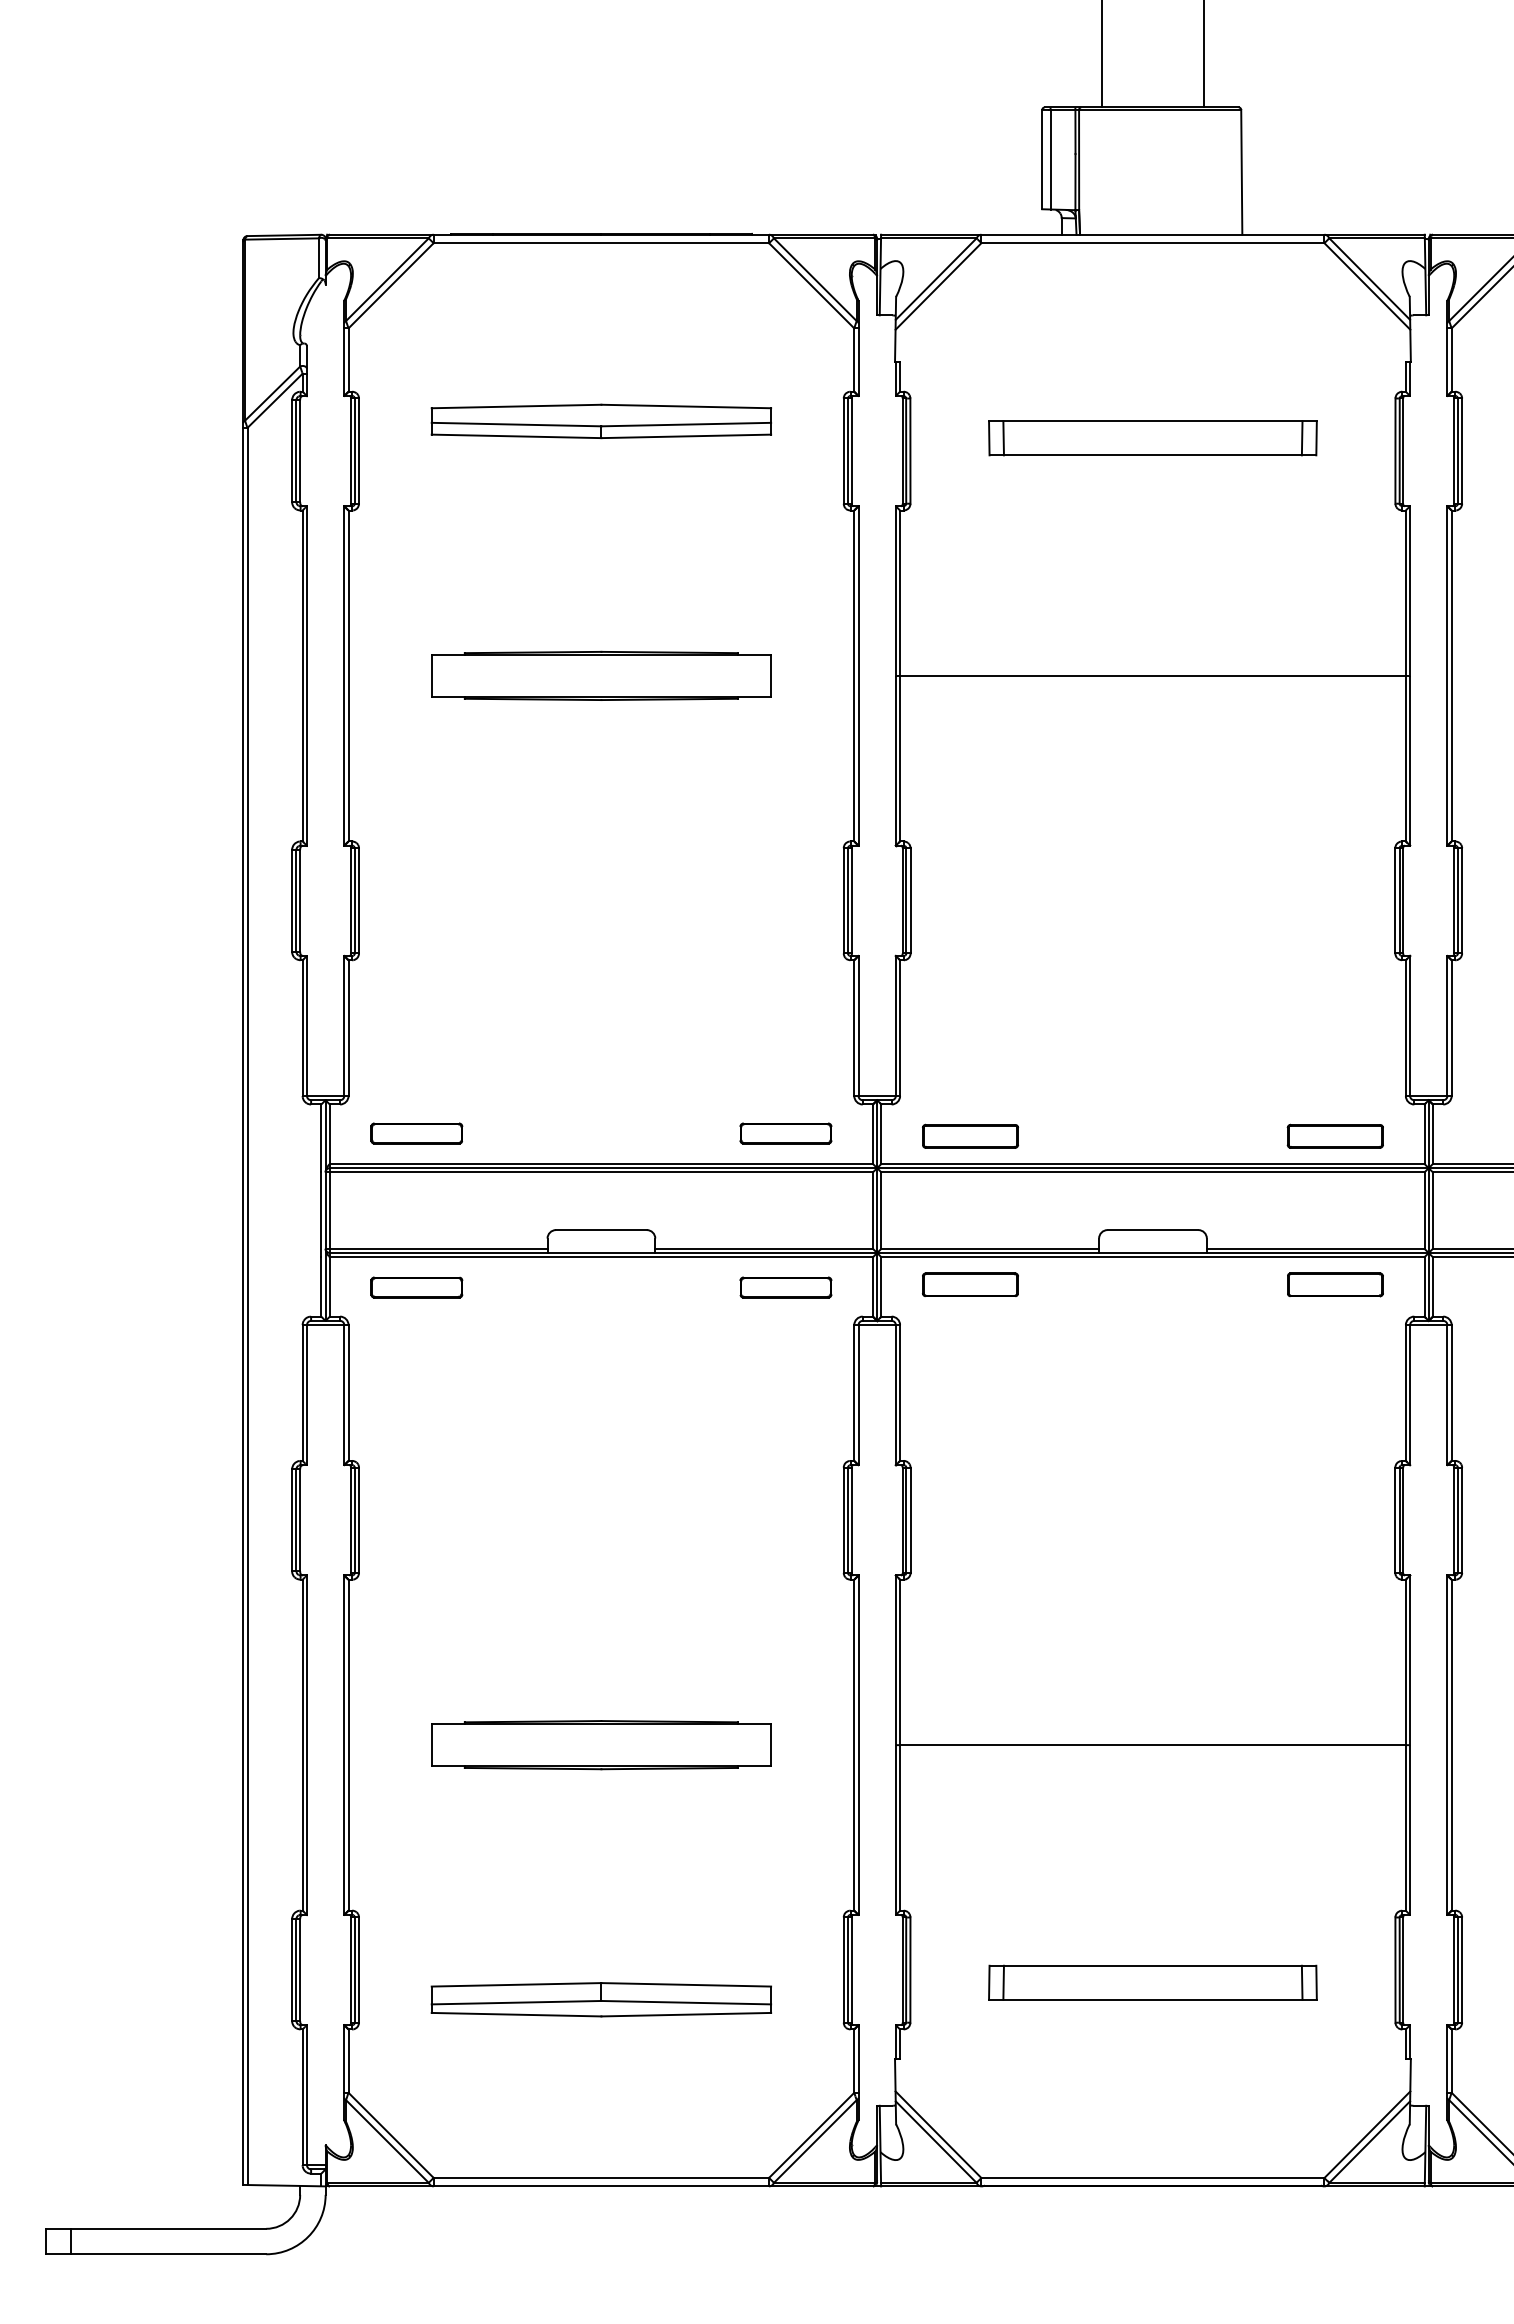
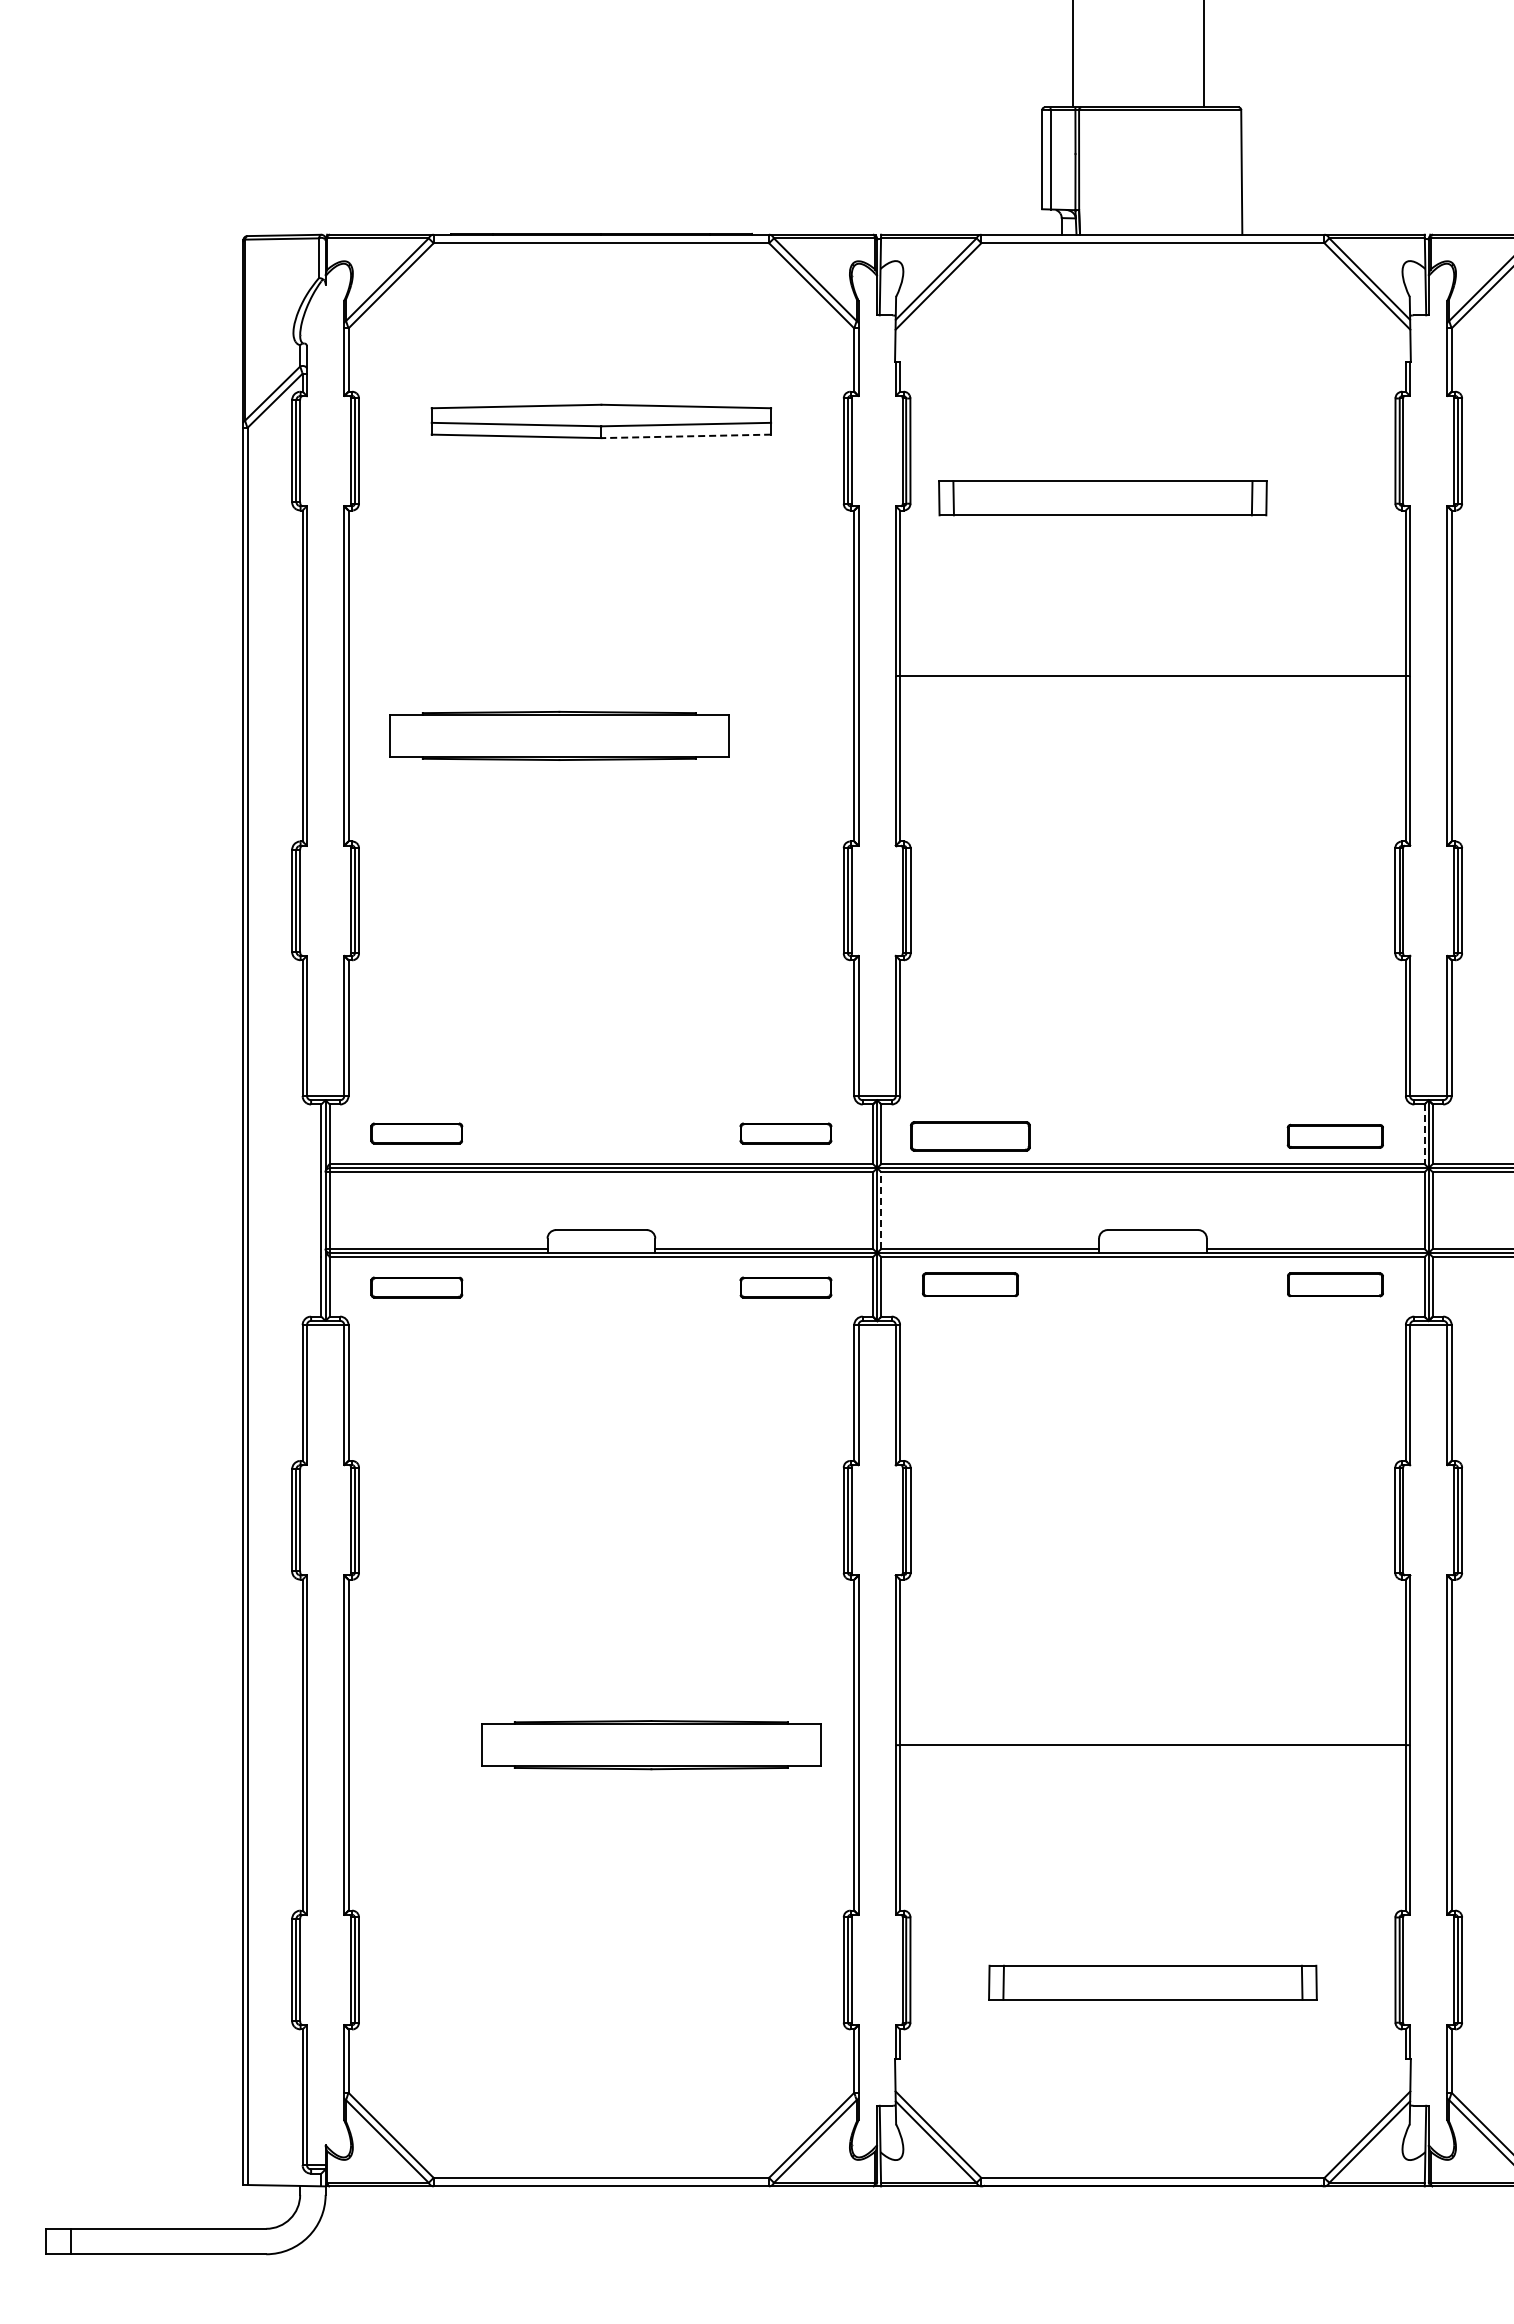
line position: (1102, 54) -> (1073, 54) (1073, 54)
line: solid -> dashed (686, 436)
part position: (1152, 438) -> (1102, 498) (1102, 498)
part position: (601, 675) -> (559, 735) (559, 735)
line: solid -> dashed (1424, 1134)
part size: 98x26 px -> 121x31 px (970, 1136)
line: solid -> dashed (881, 1210)
part position: (601, 1745) -> (651, 1745) (651, 1745)
part: present -> none (600, 1999)
